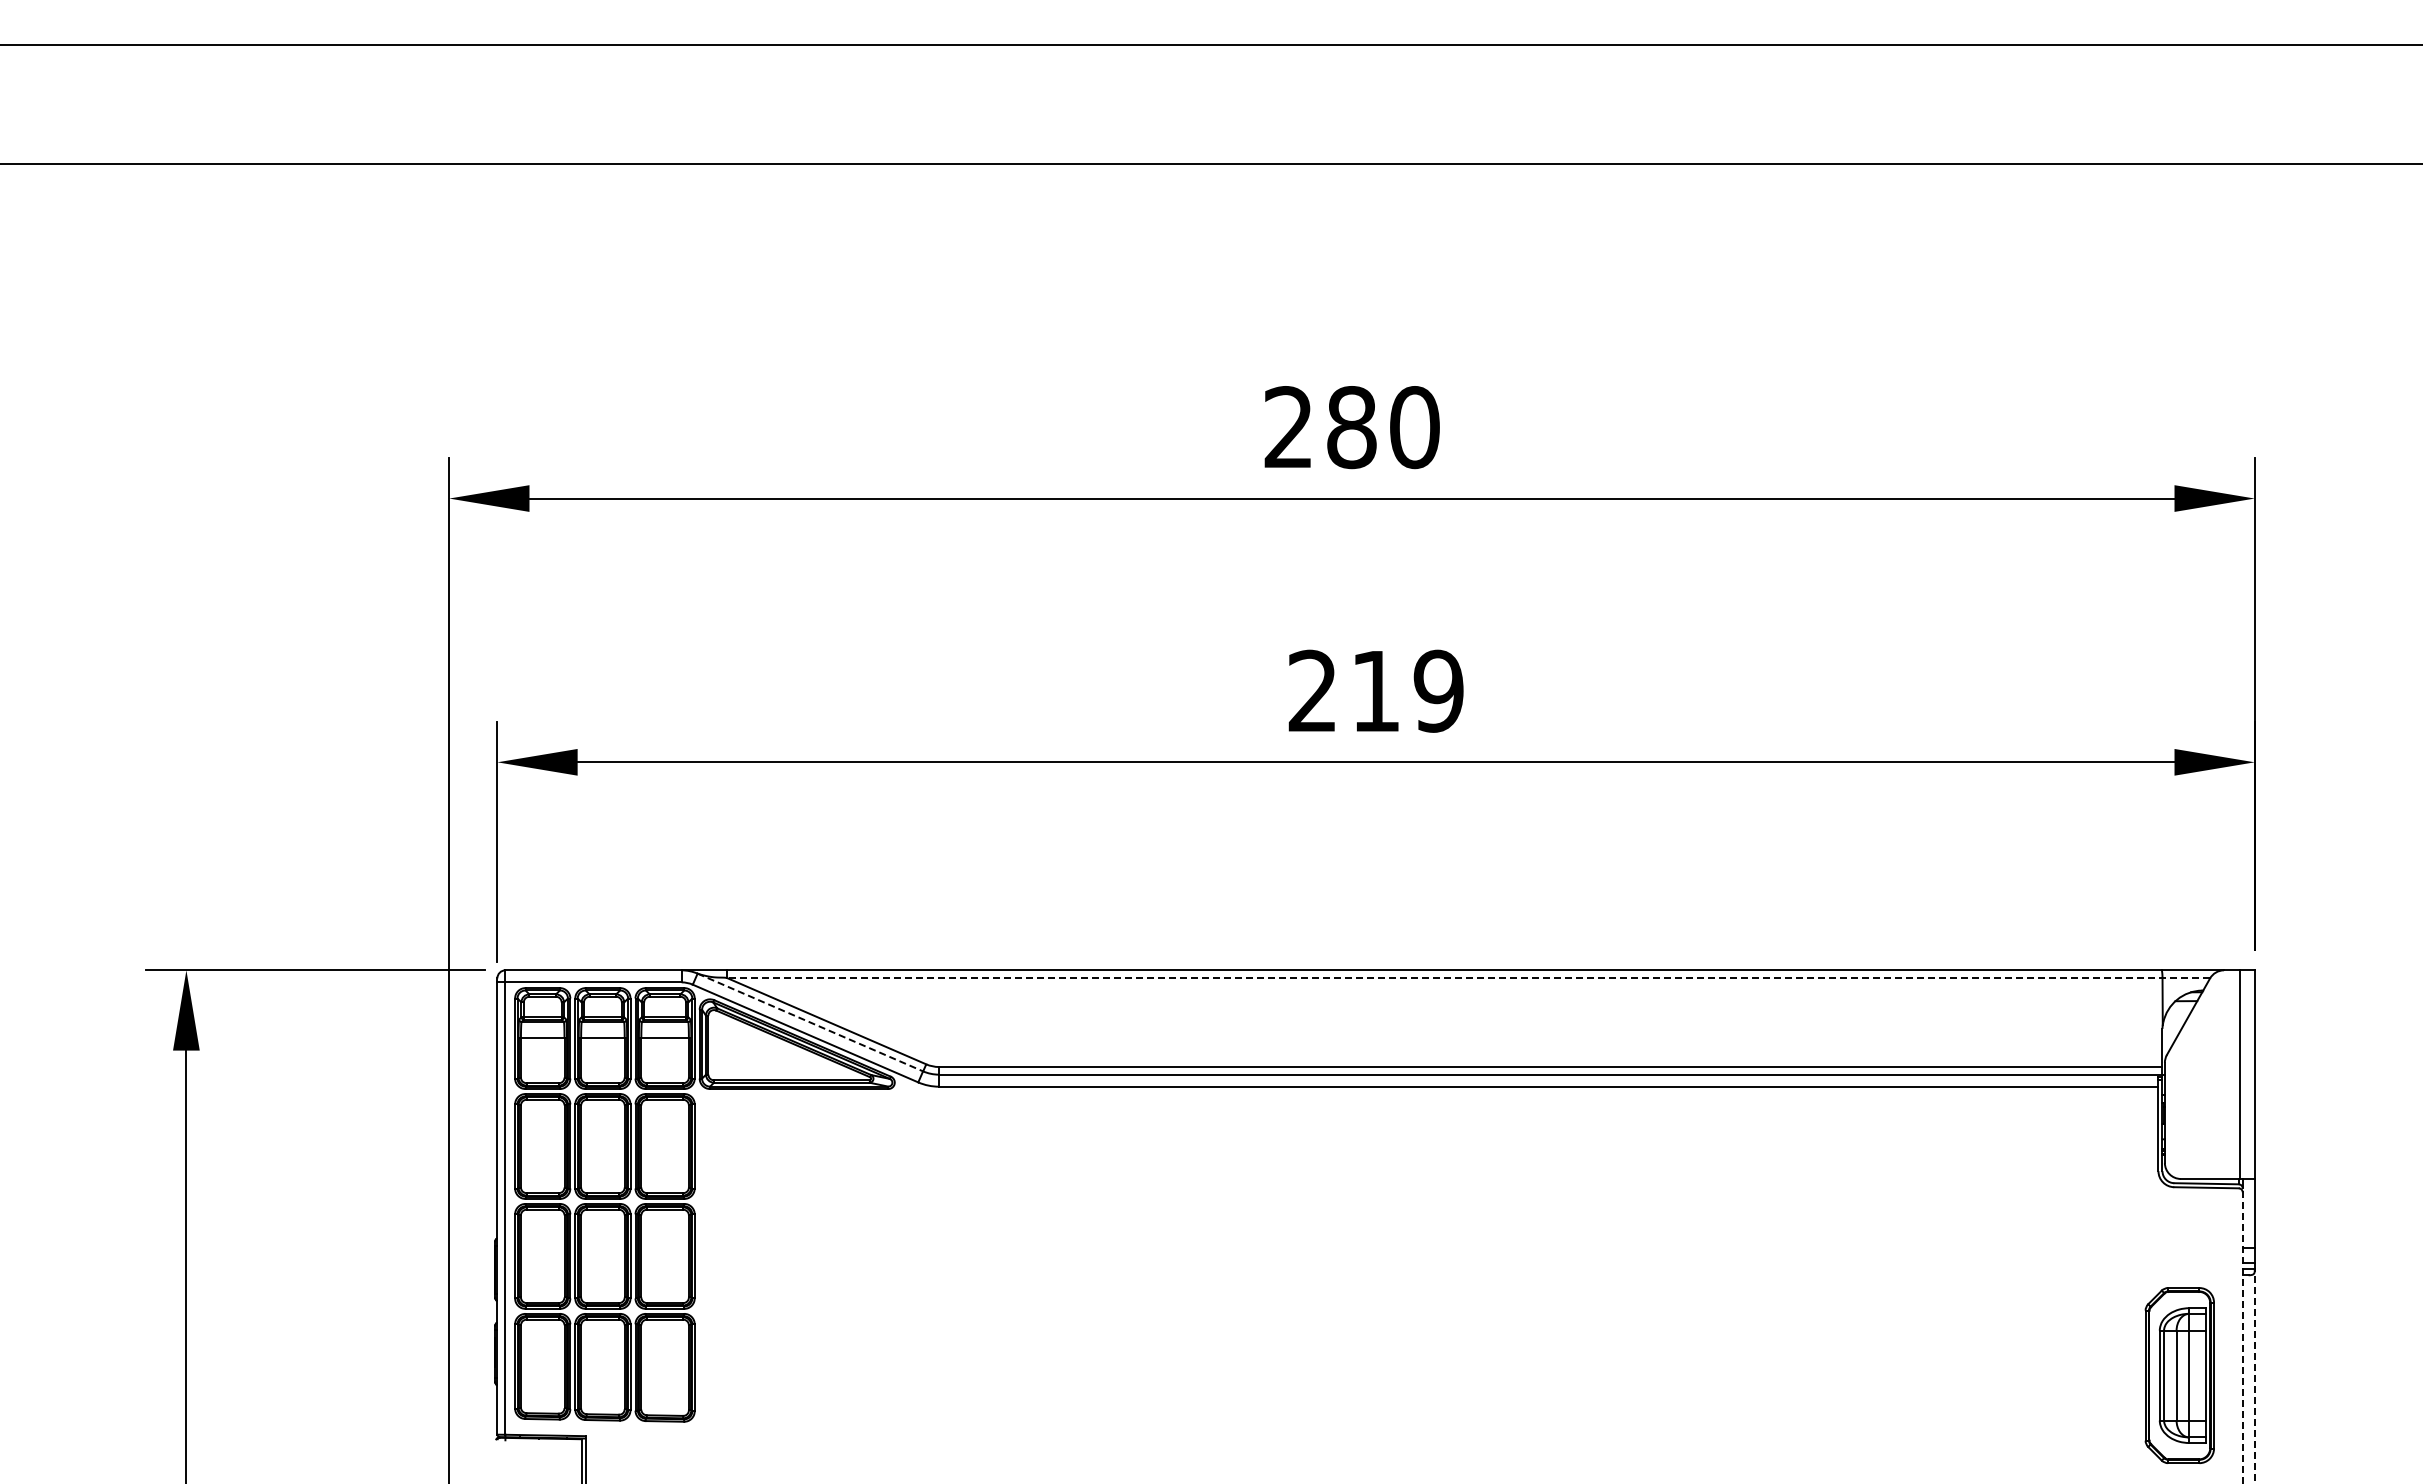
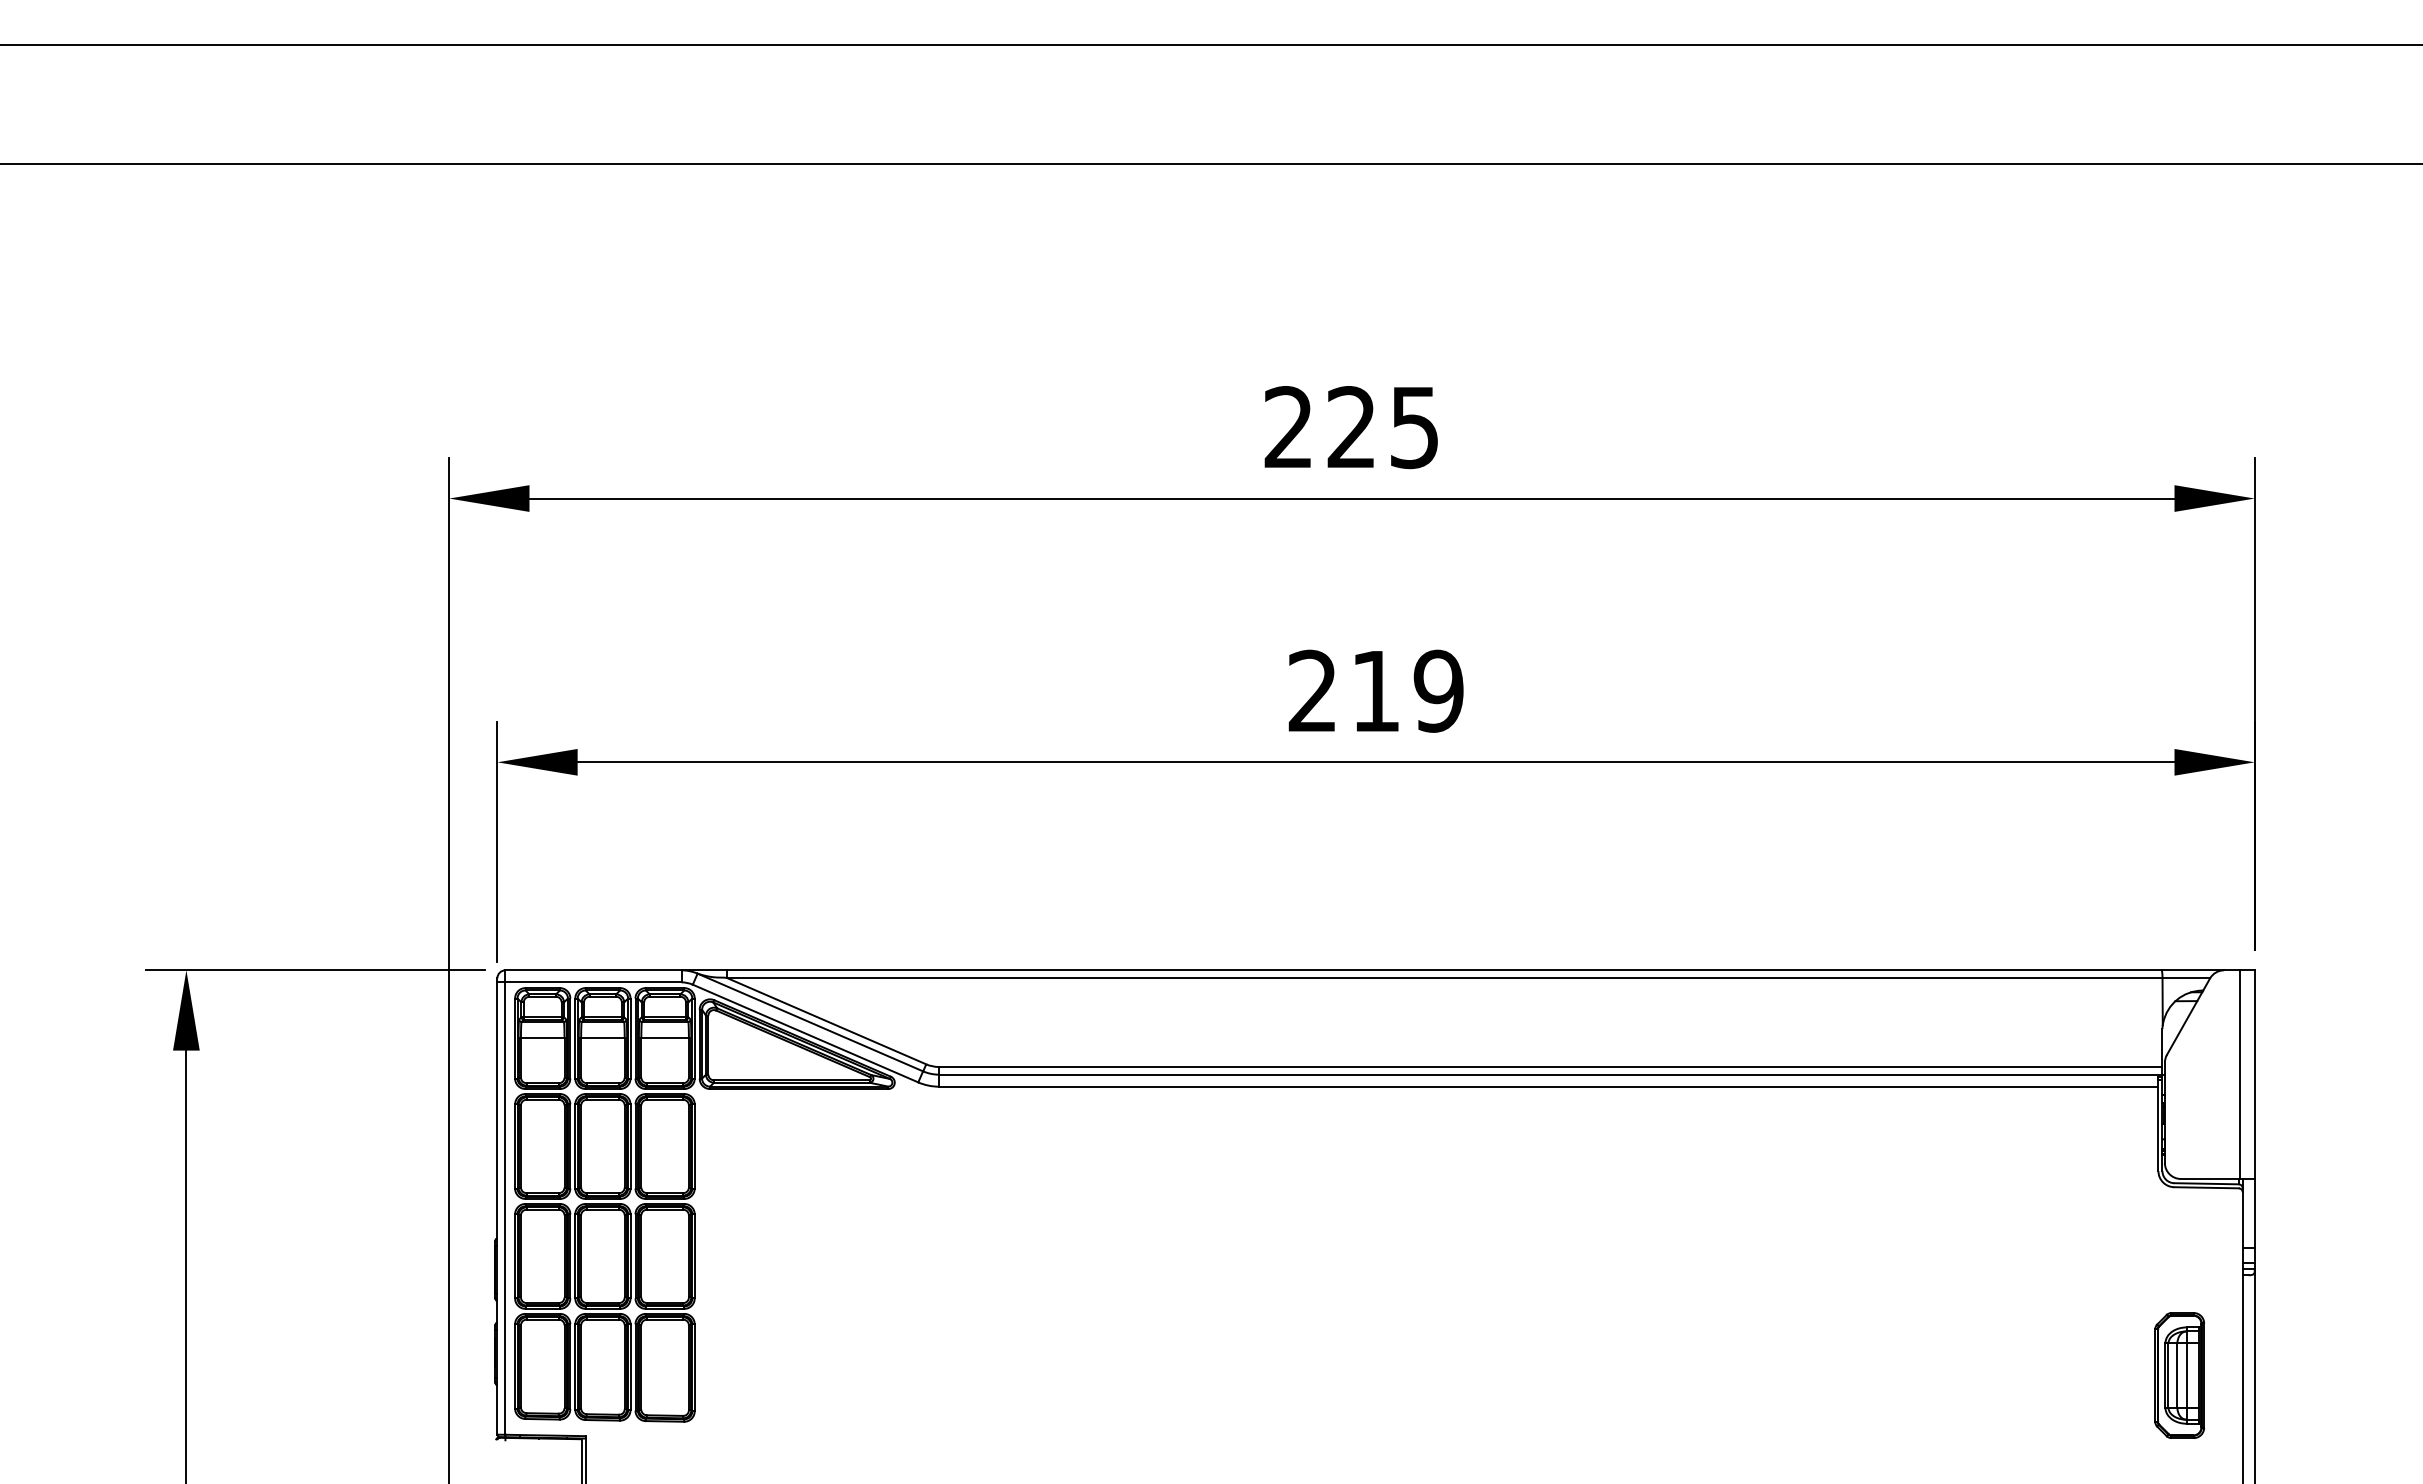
text: 280 -> 225 (1383, 427)
line: dashed -> solid (1468, 978)
line: dashed -> solid (810, 1022)
line: dashed -> solid (2242, 1335)
part size: 71x177 px -> 51x127 px (2179, 1375)
line: dashed -> solid (2254, 1376)
